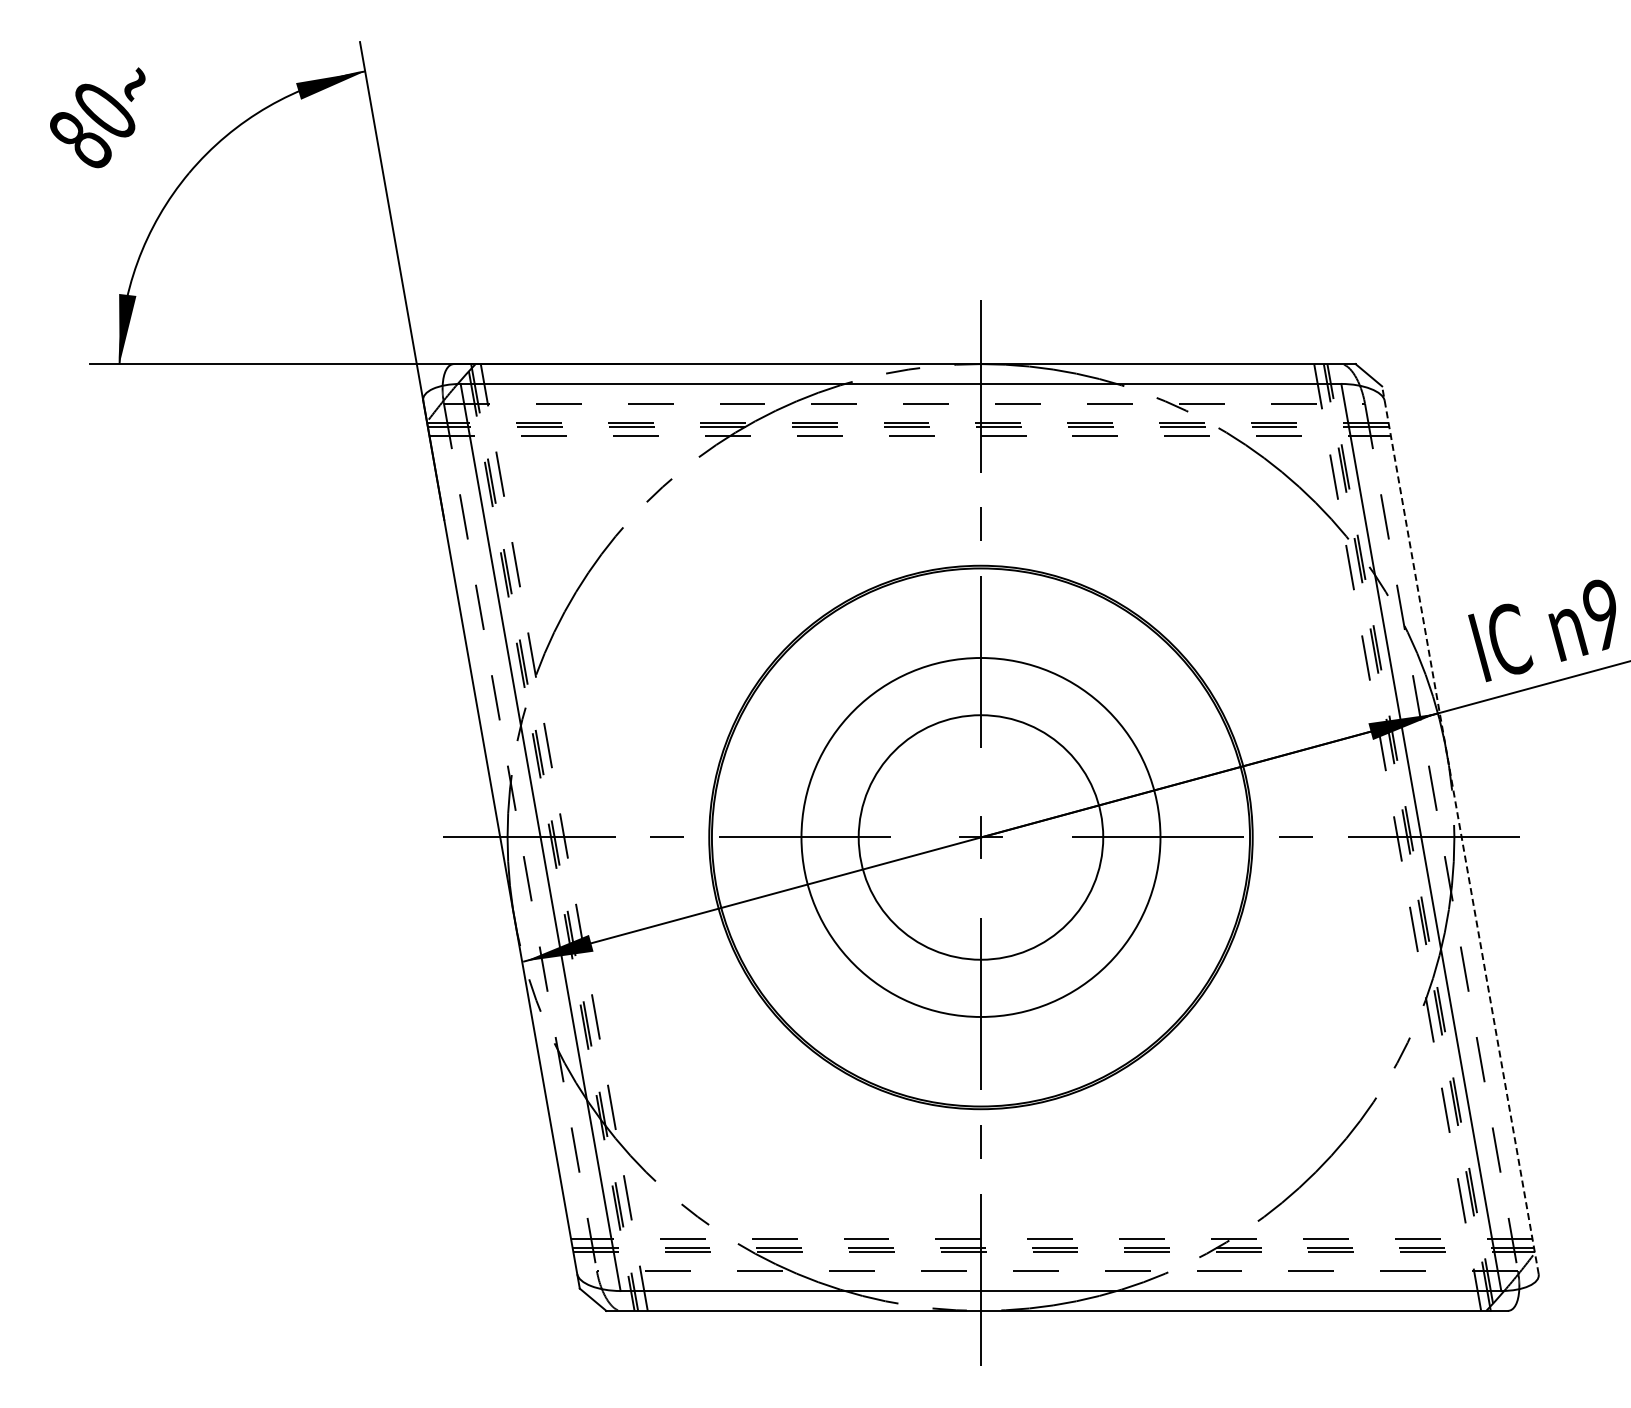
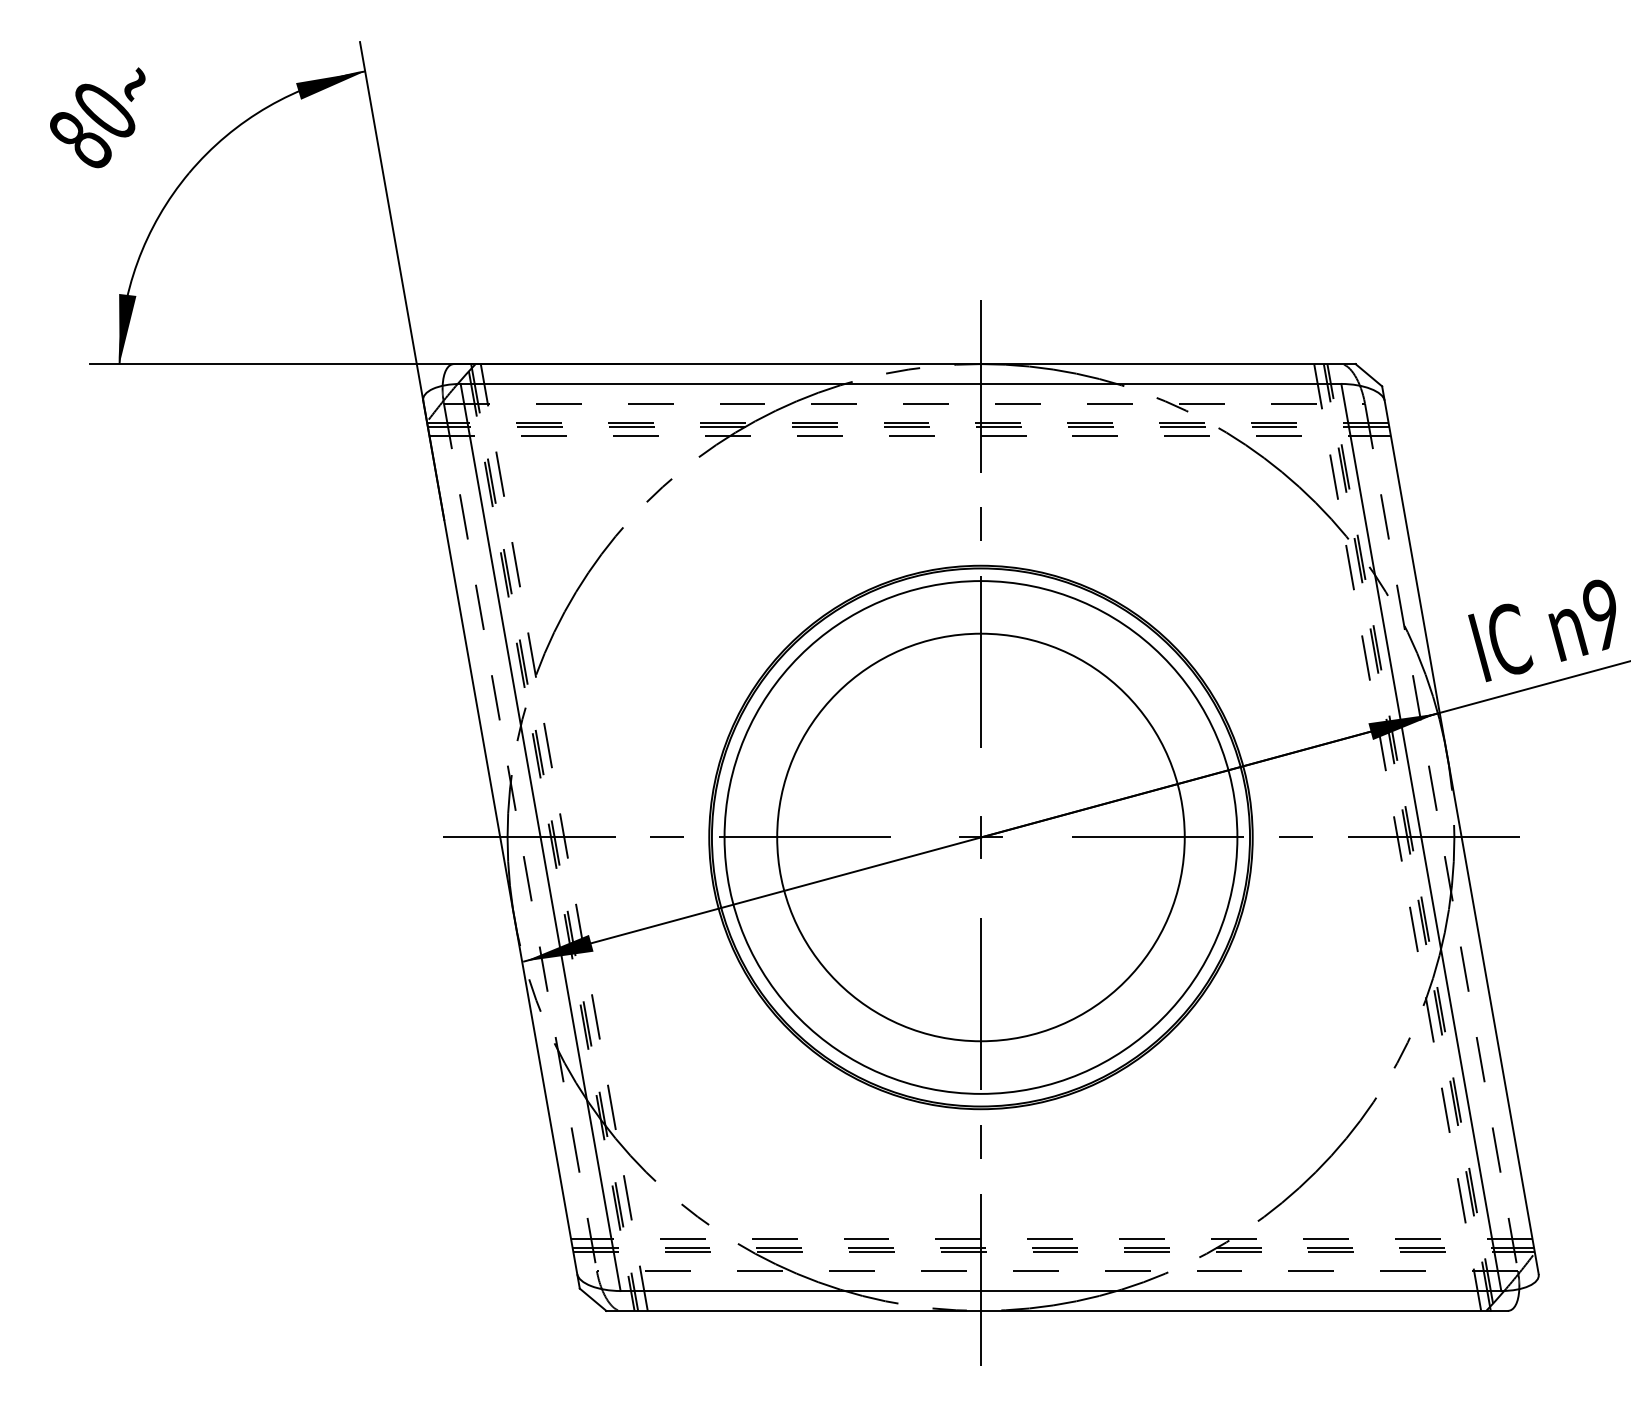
line: dashed -> solid (1460, 830)
circle diameter: 359 px -> 513 px (980, 837)
circle diameter: 245 px -> 408 px (980, 837)
